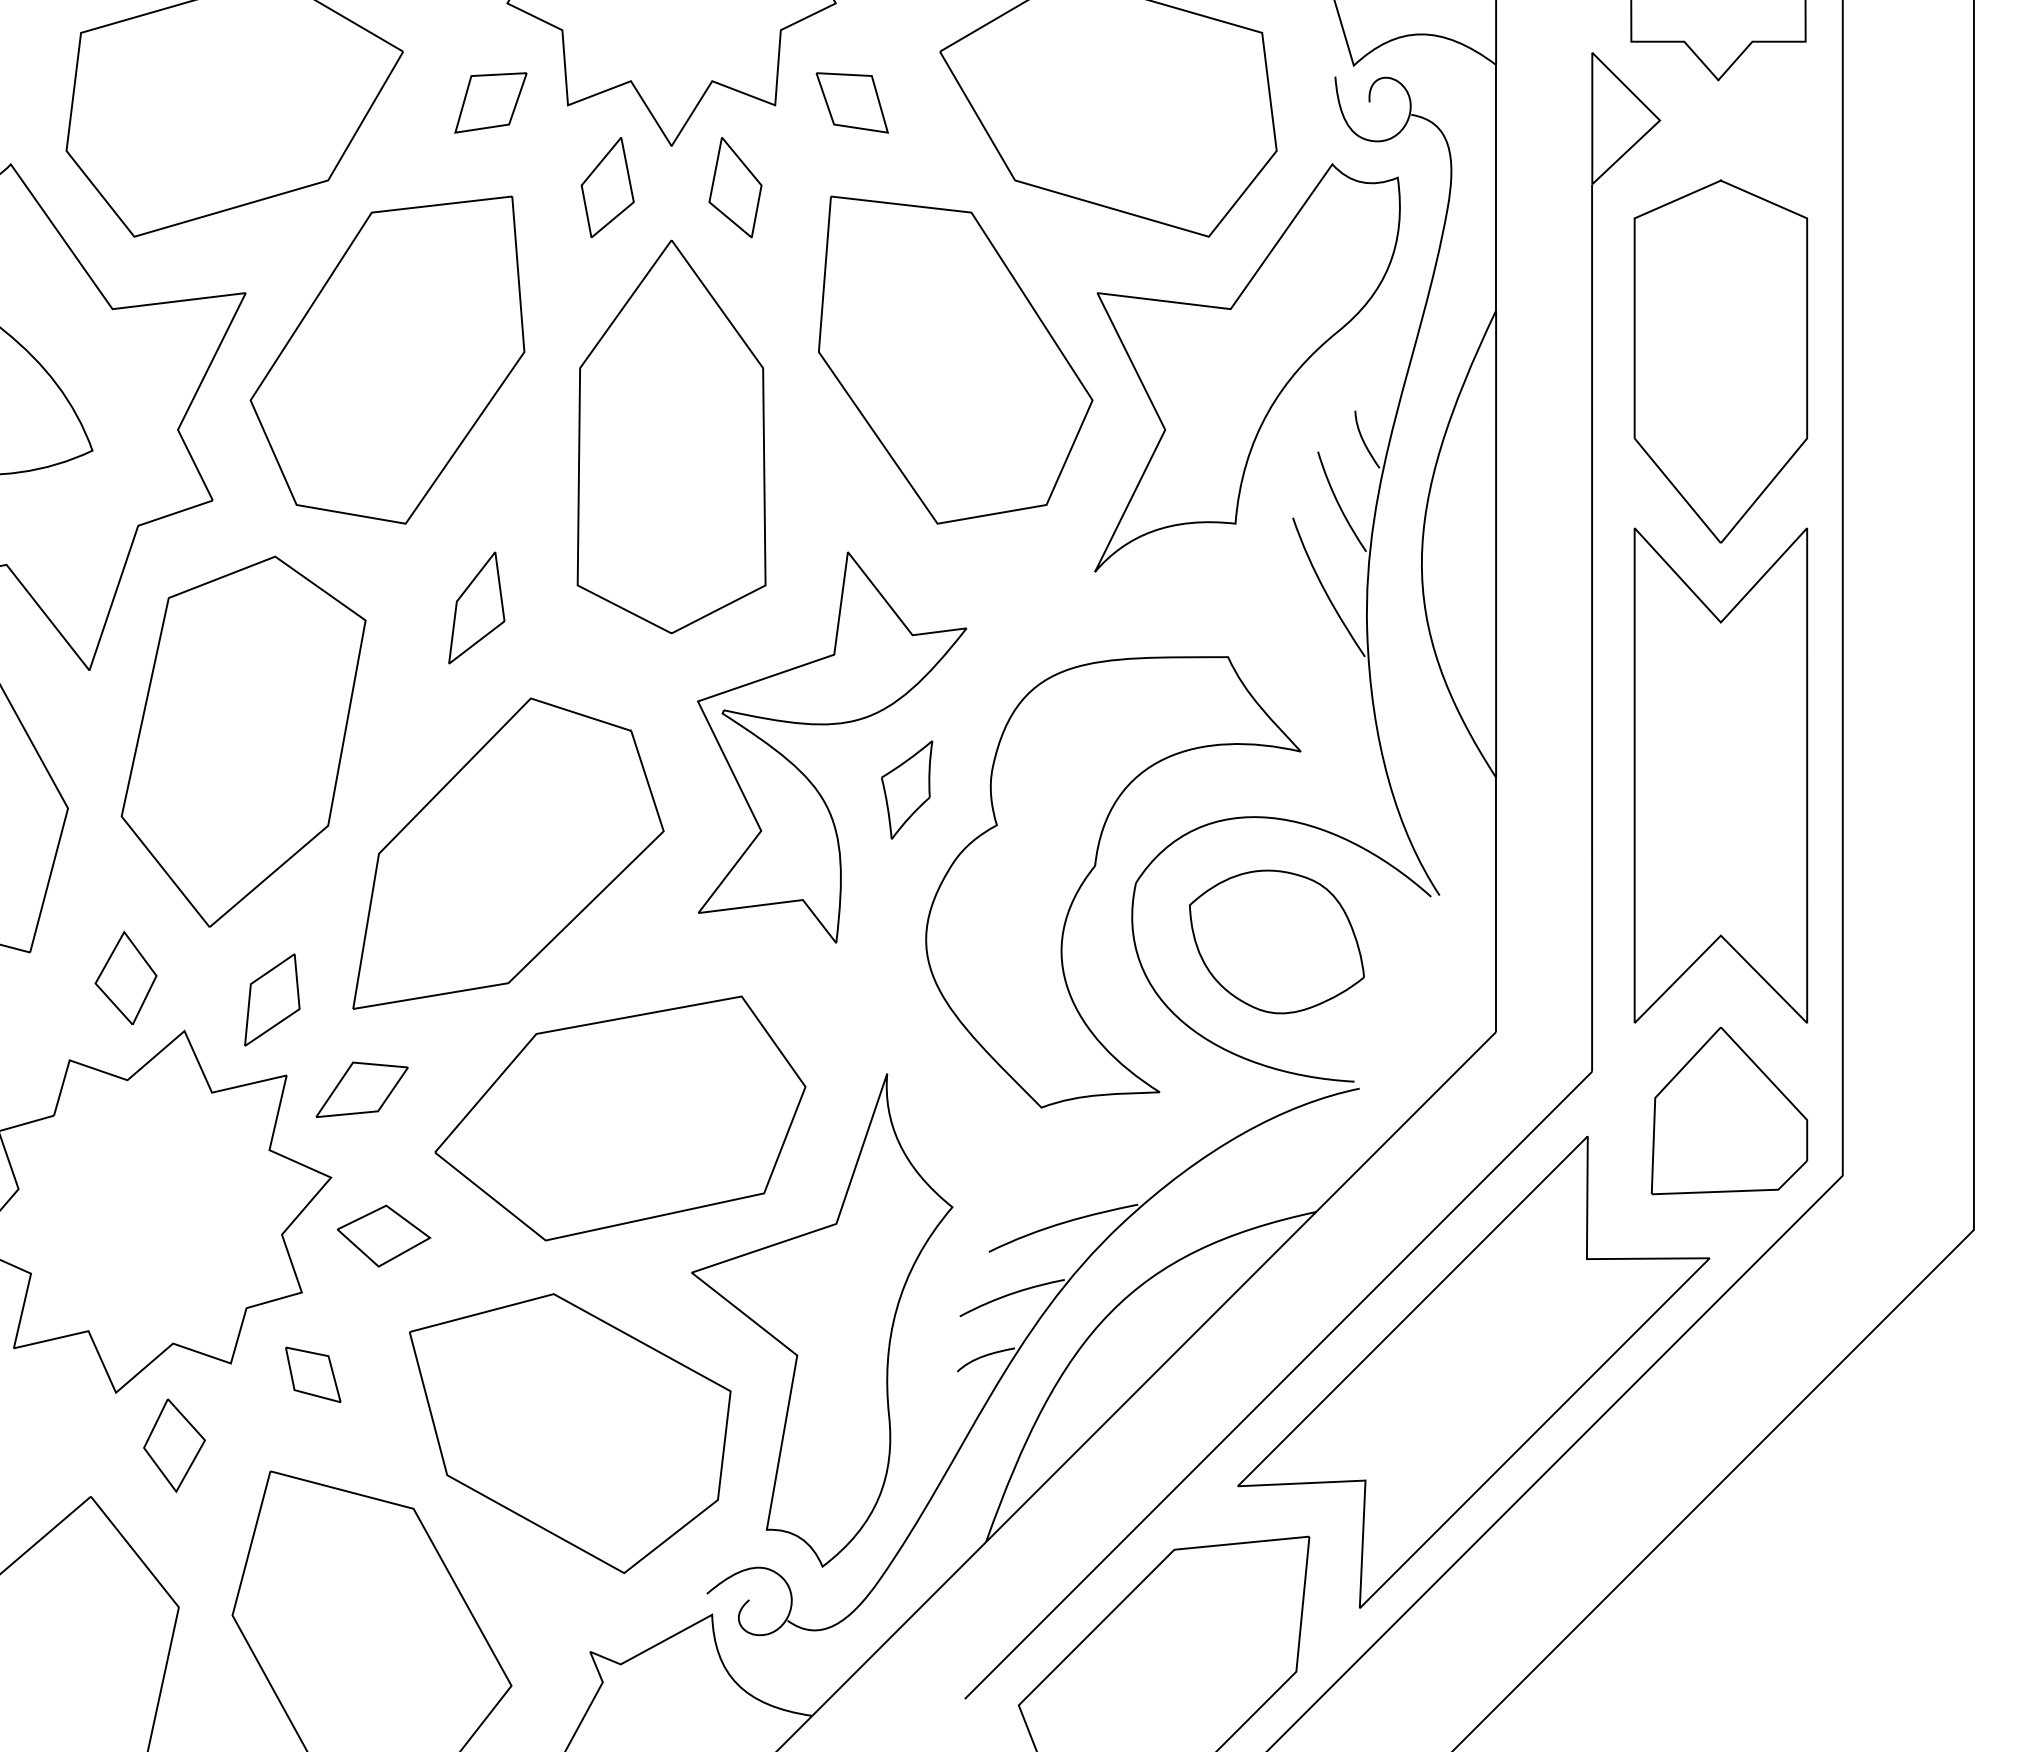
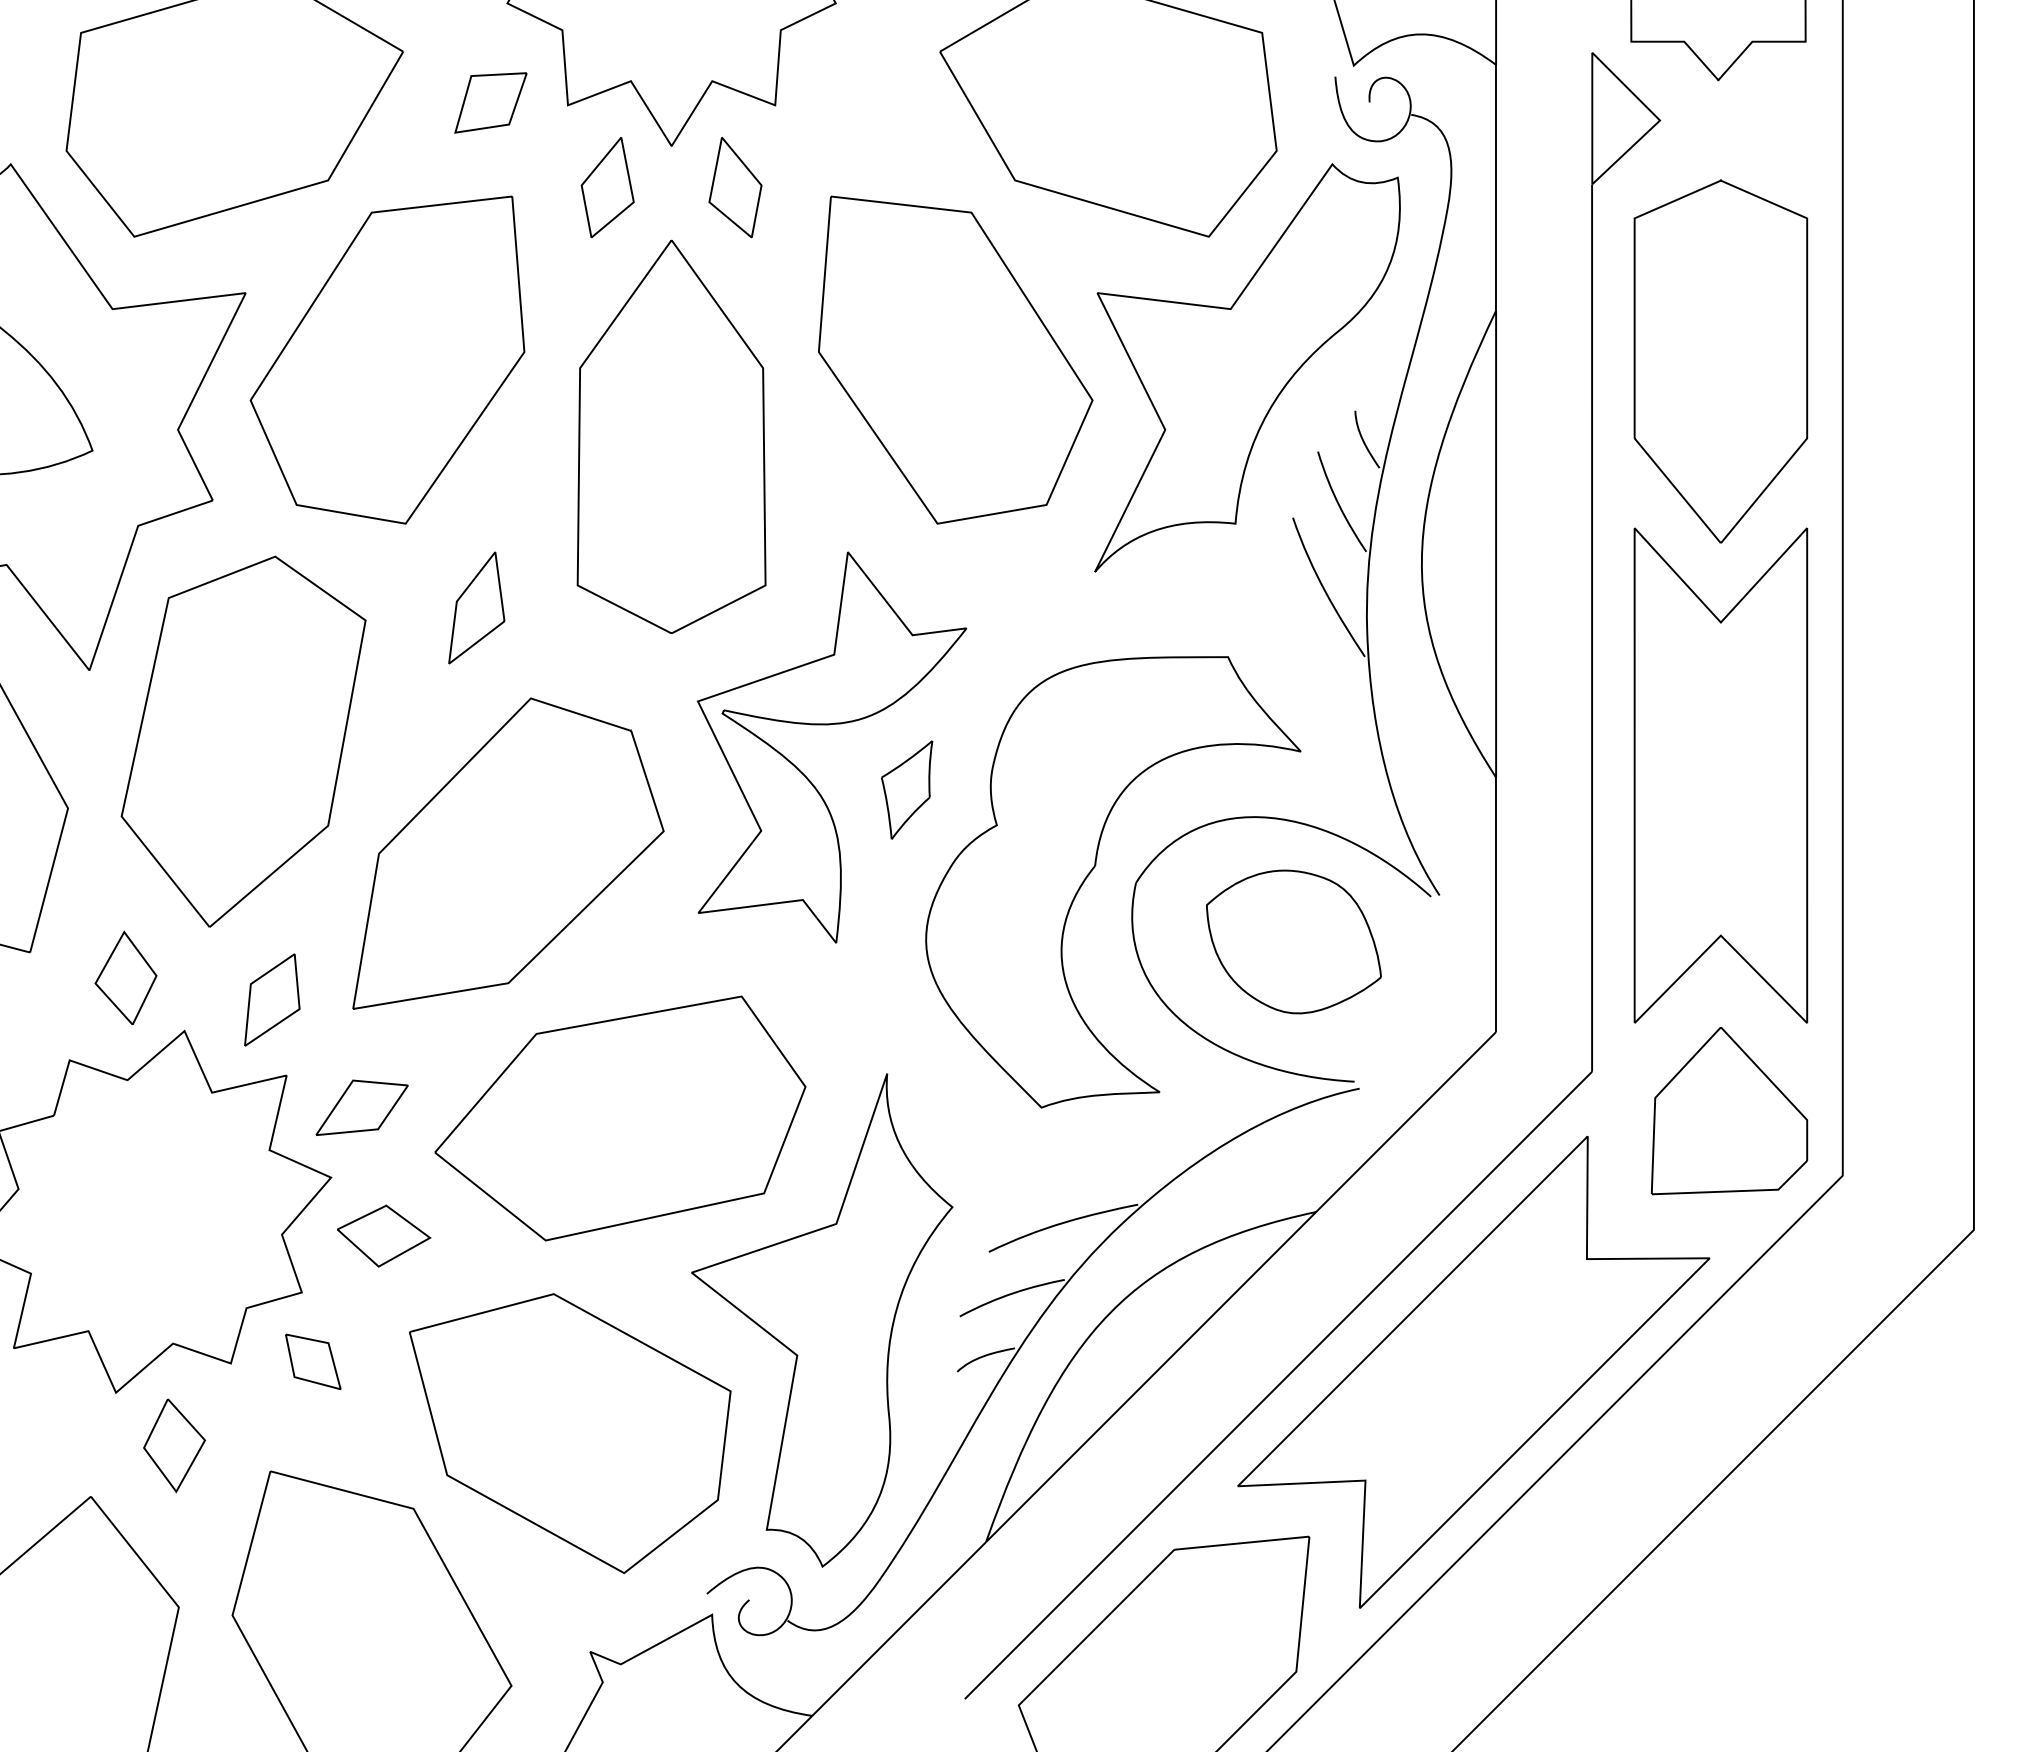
part: present -> none (851, 102)
part position: (1276, 941) -> (1293, 941) (1293, 941)
part position: (361, 1089) -> (361, 1107) (361, 1107)
part position: (313, 1374) -> (313, 1361) (313, 1361)
